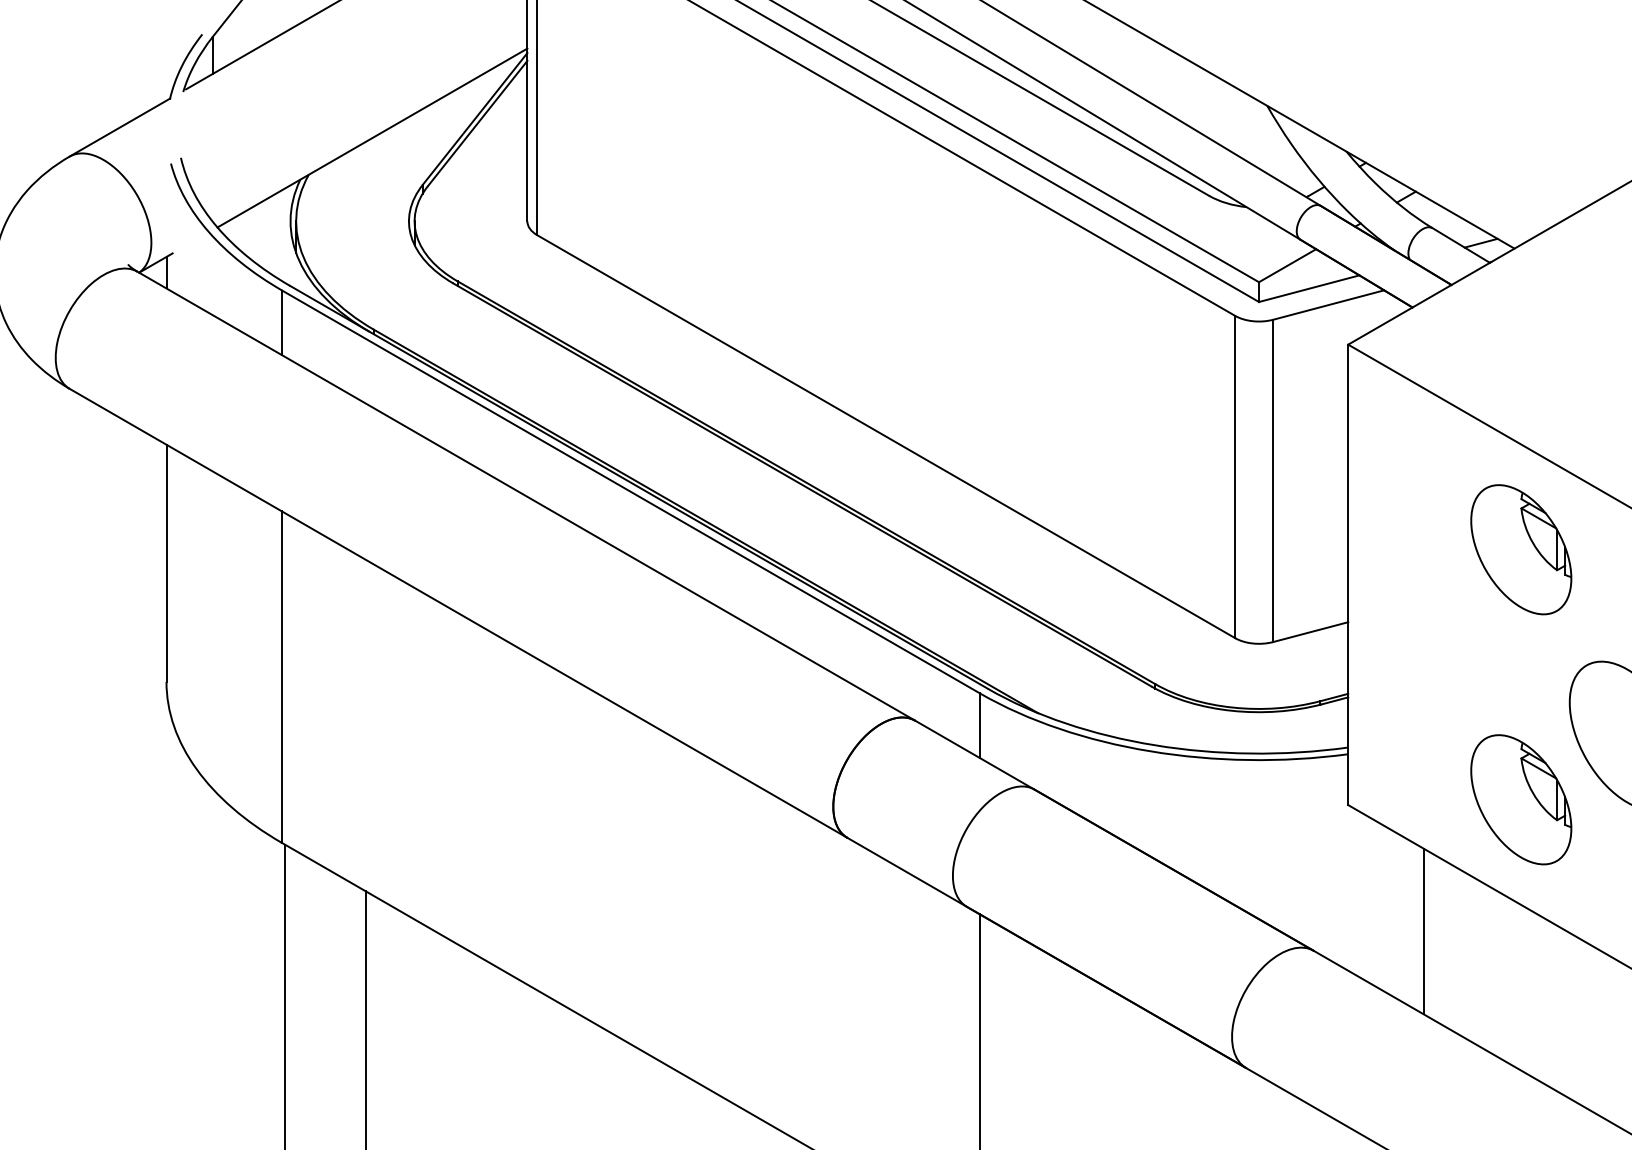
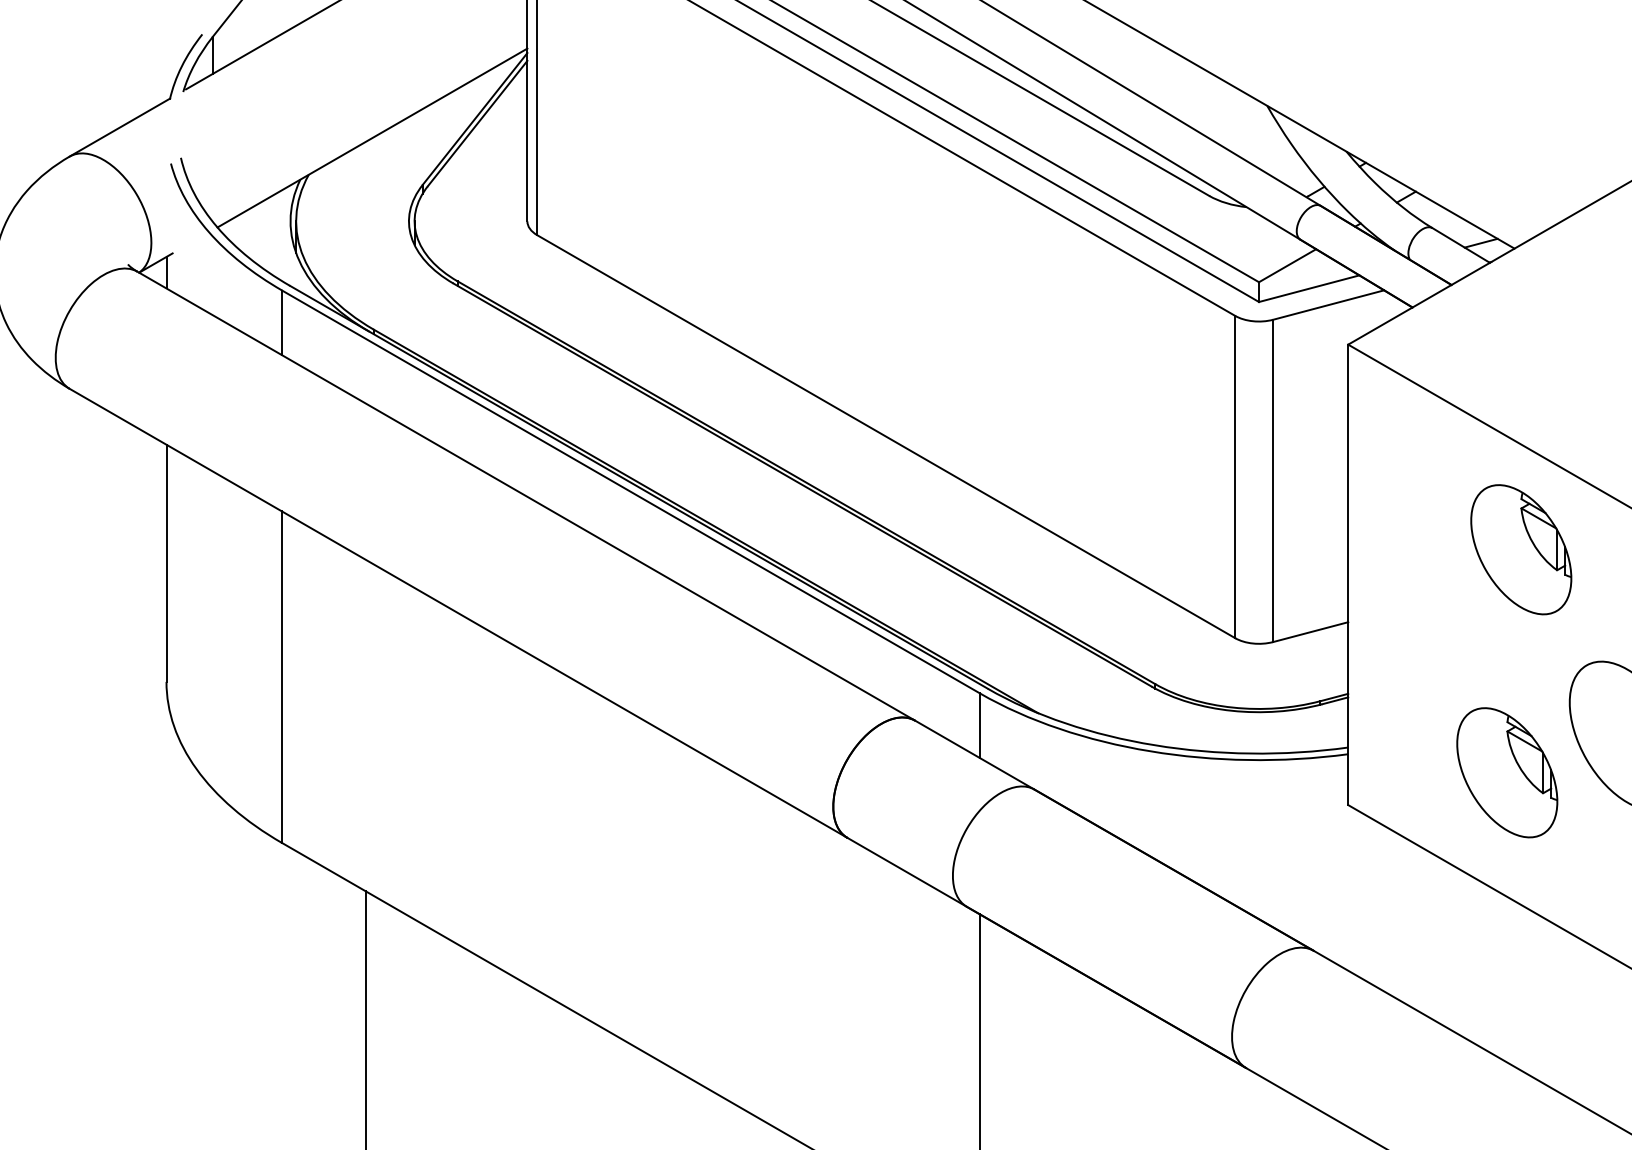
part position: (1521, 799) -> (1507, 772) (1507, 772)
line: present -> none (1423, 931)
line: present -> none (284, 995)
